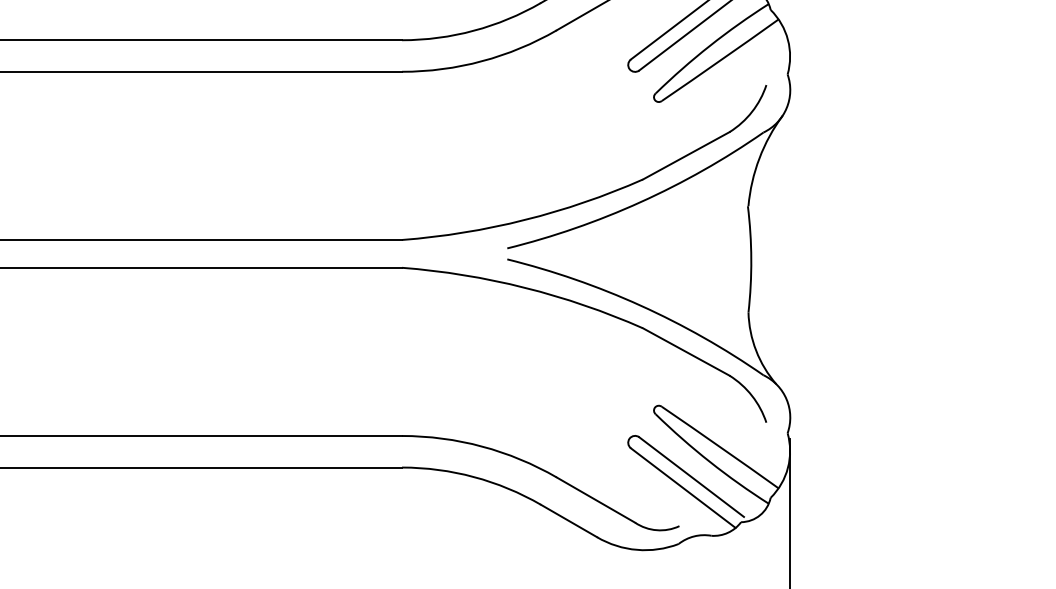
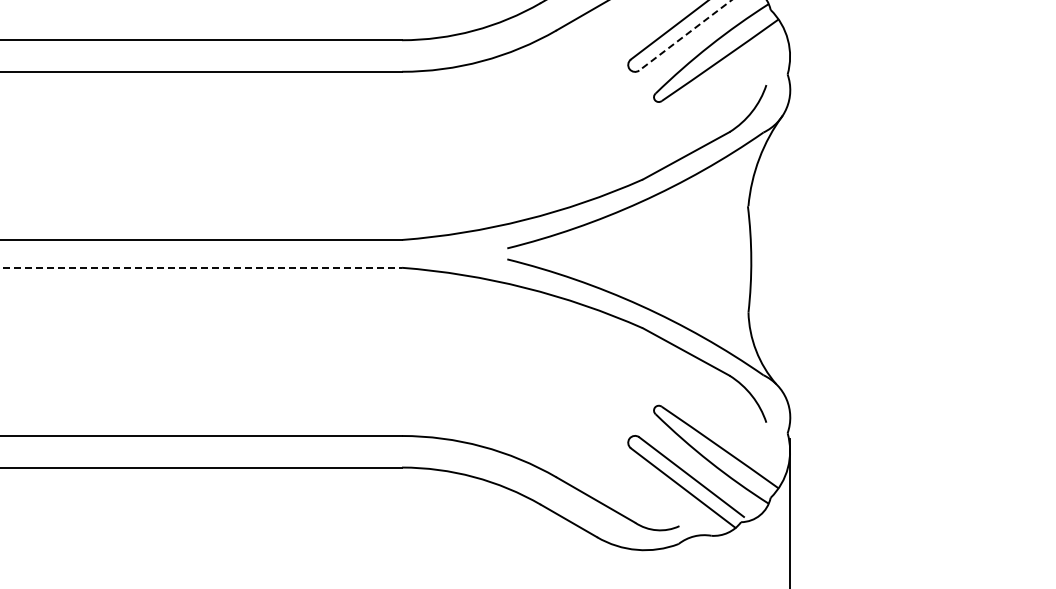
line: solid -> dashed (685, 35)
line: solid -> dashed (201, 267)
